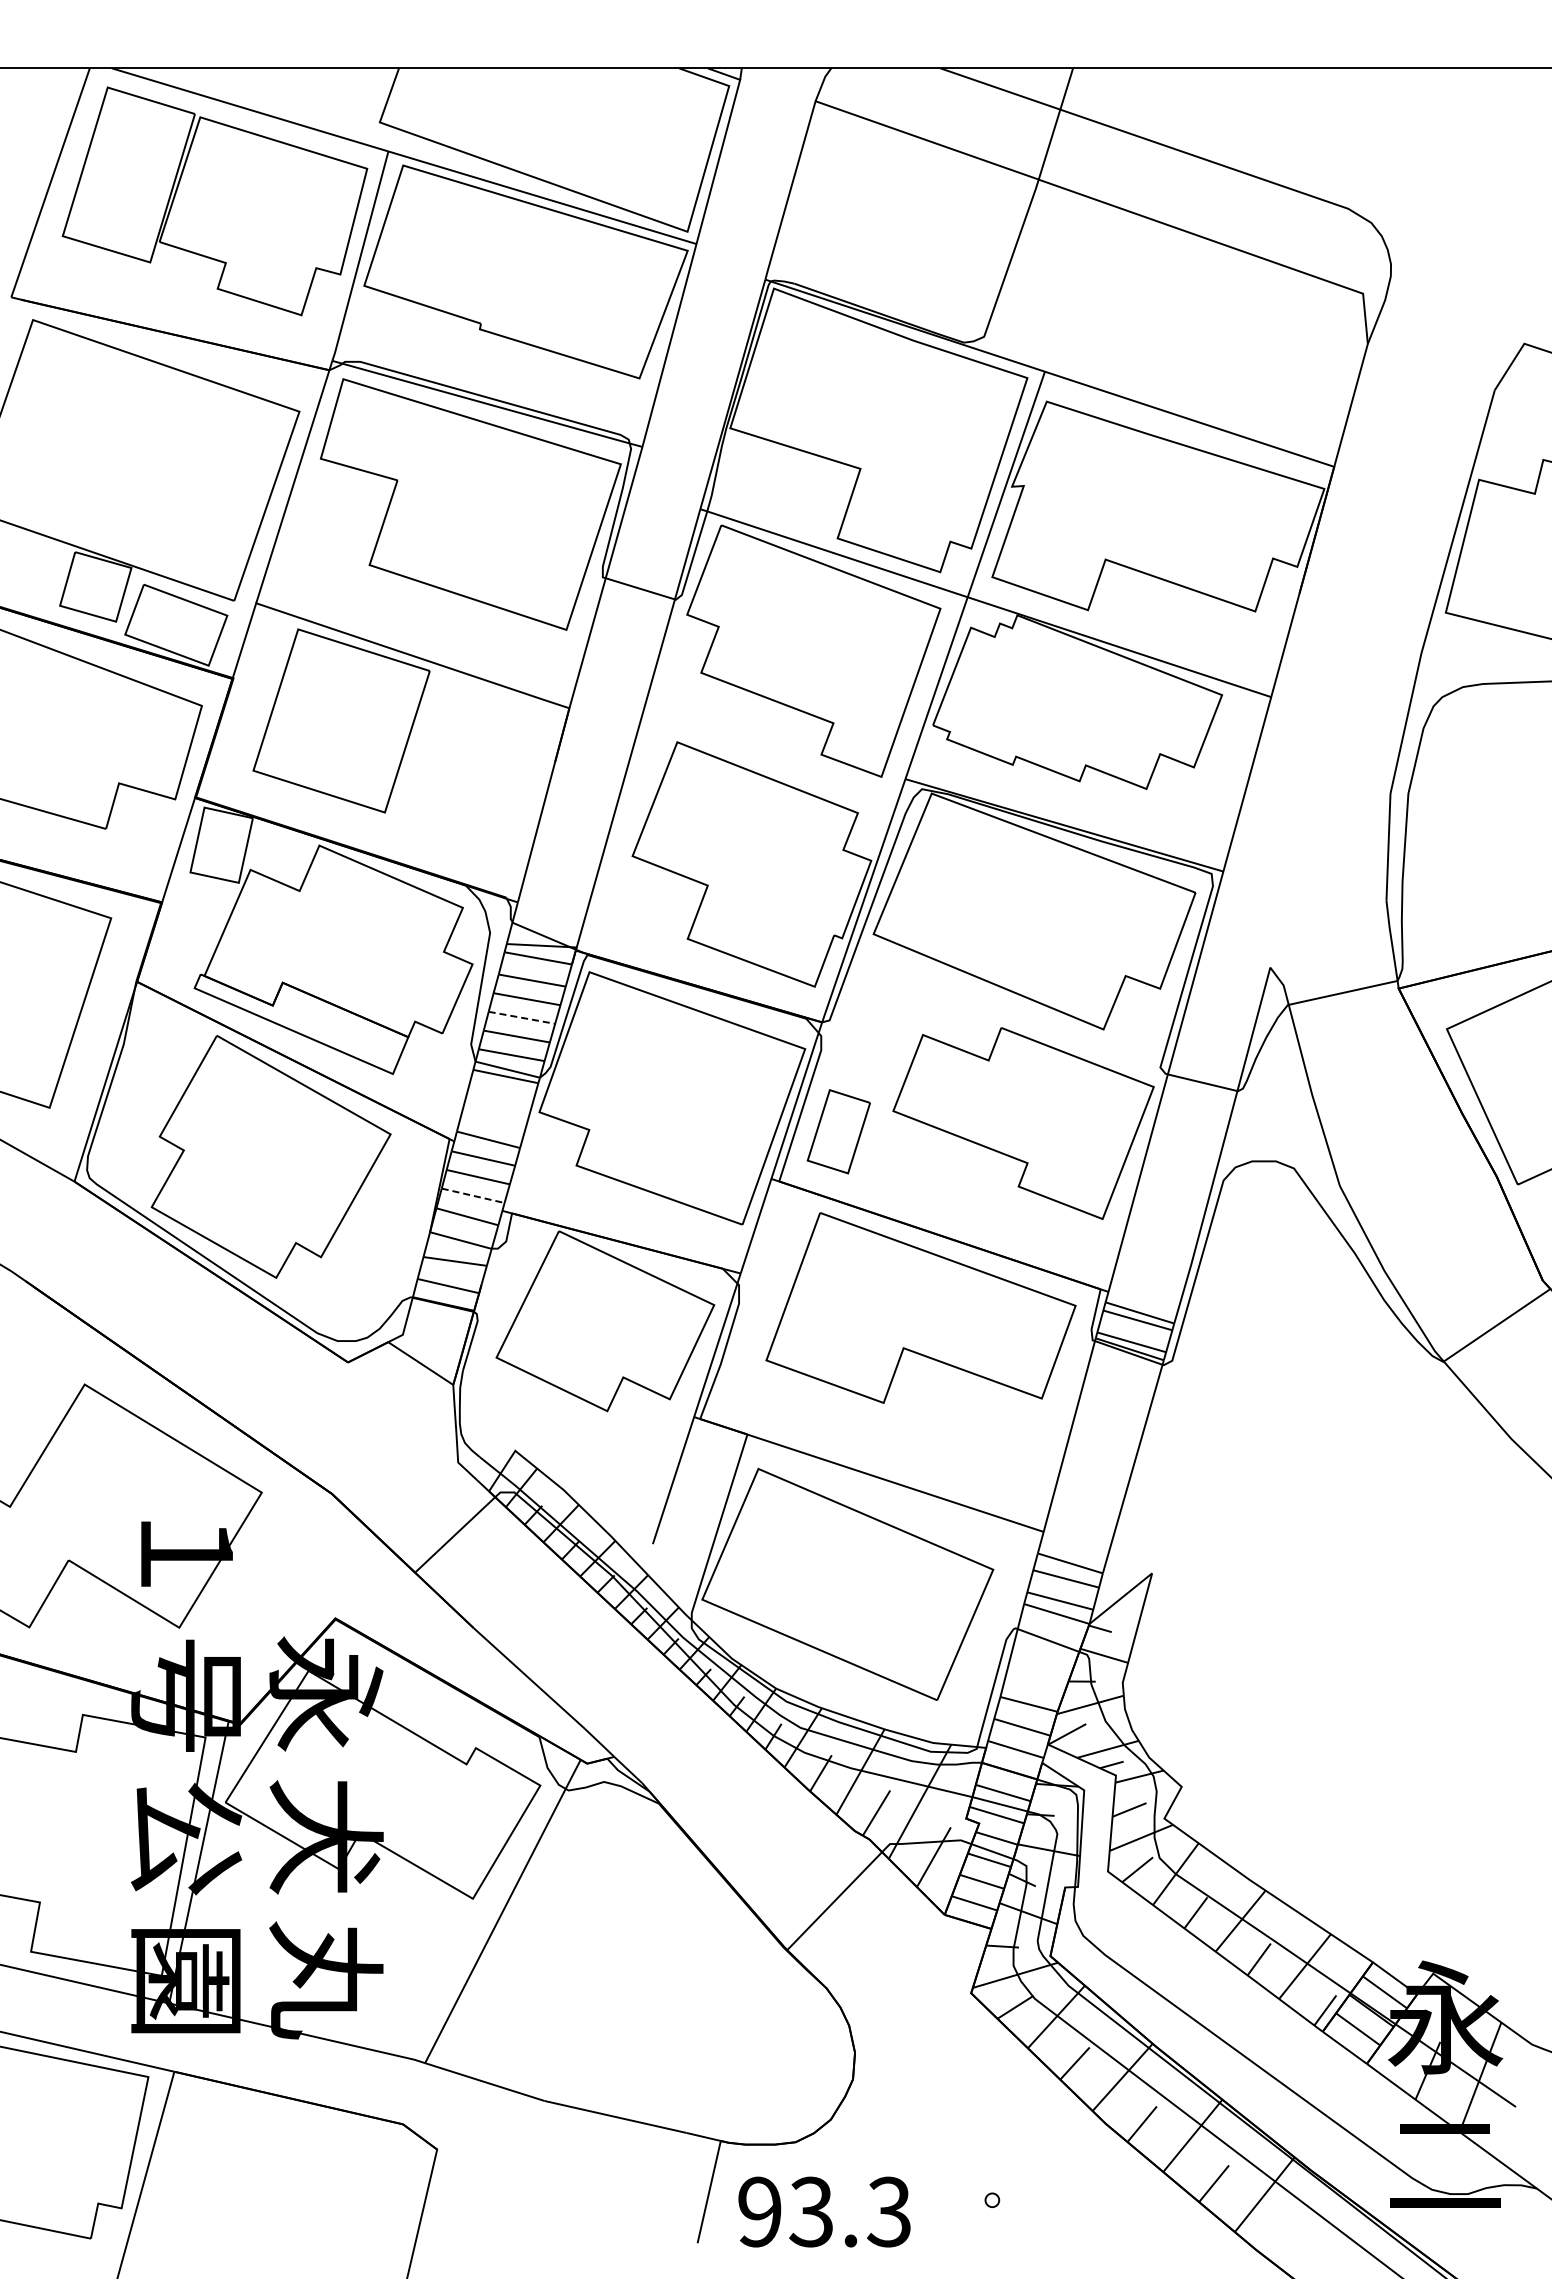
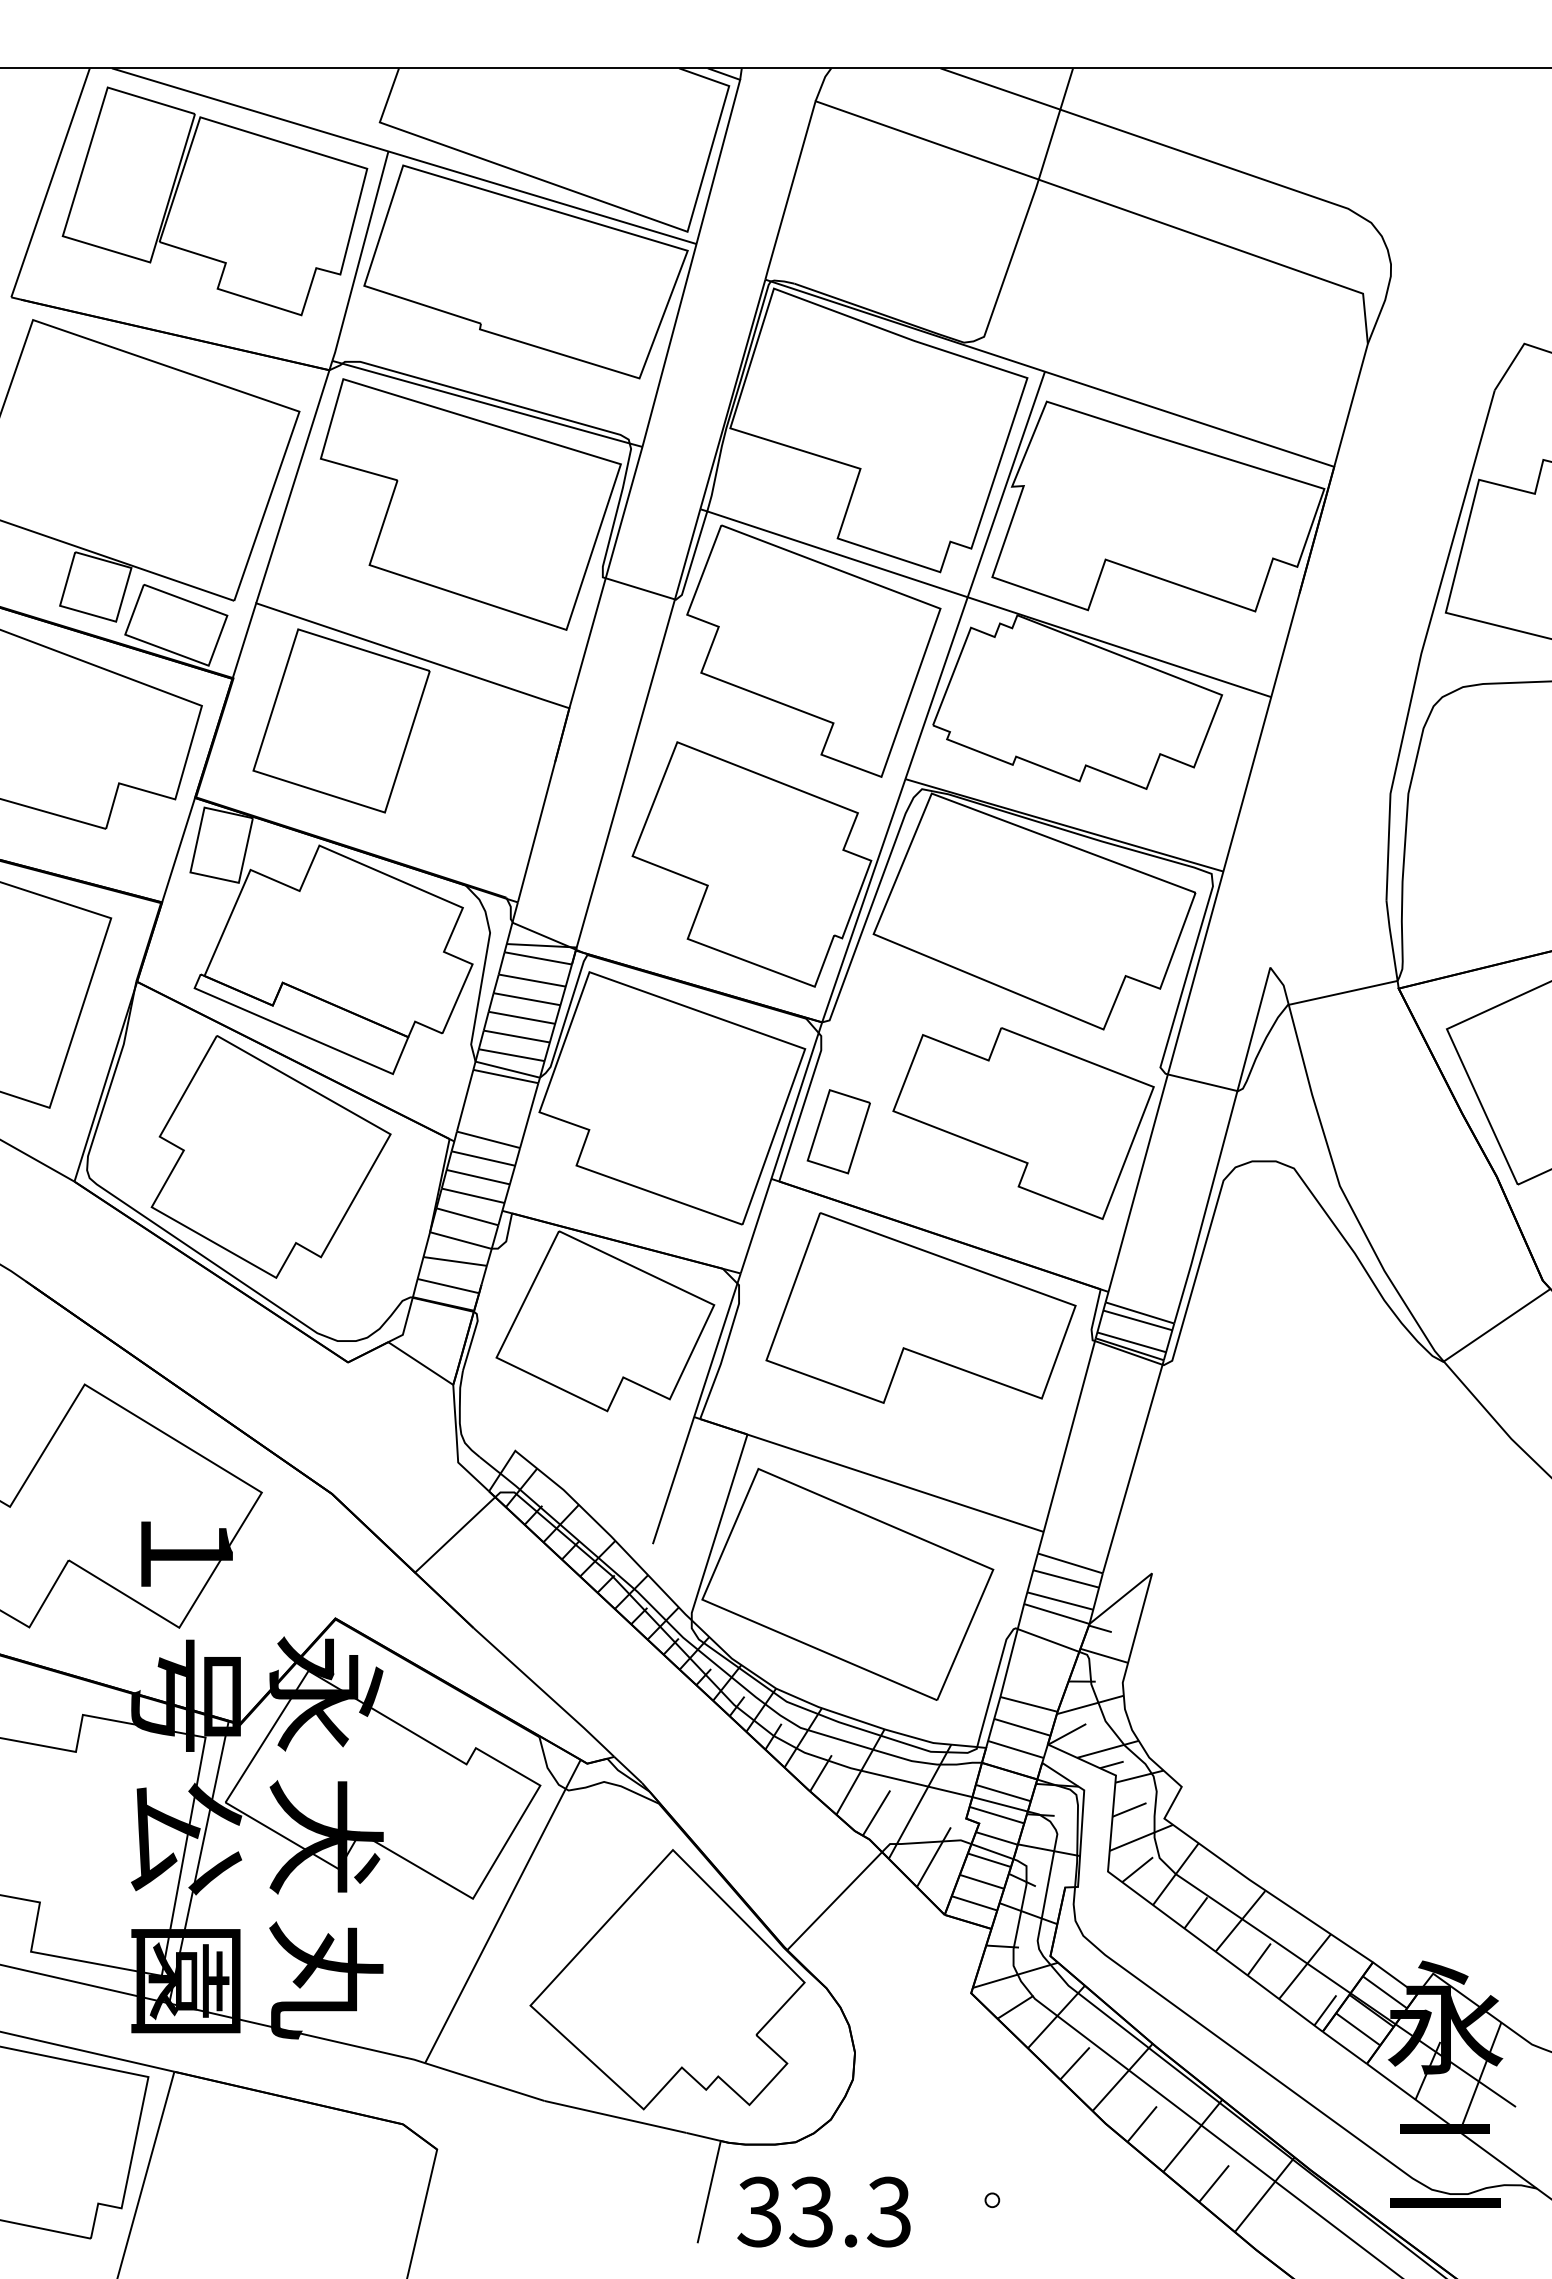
line: dashed -> solid (521, 1017)
line: dashed -> solid (473, 1195)
part: none -> present (667, 1979)
text: 93.3 -> 33.3 (759, 2211)
